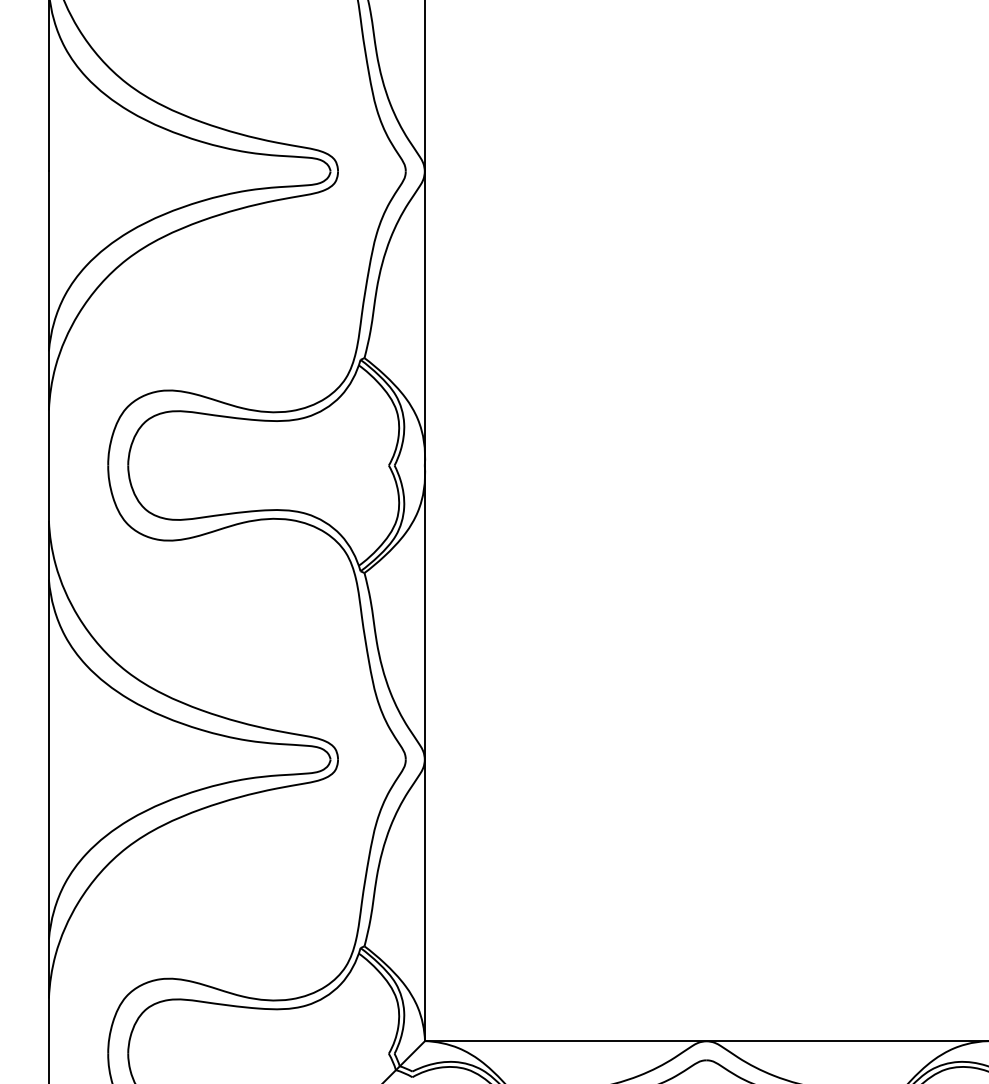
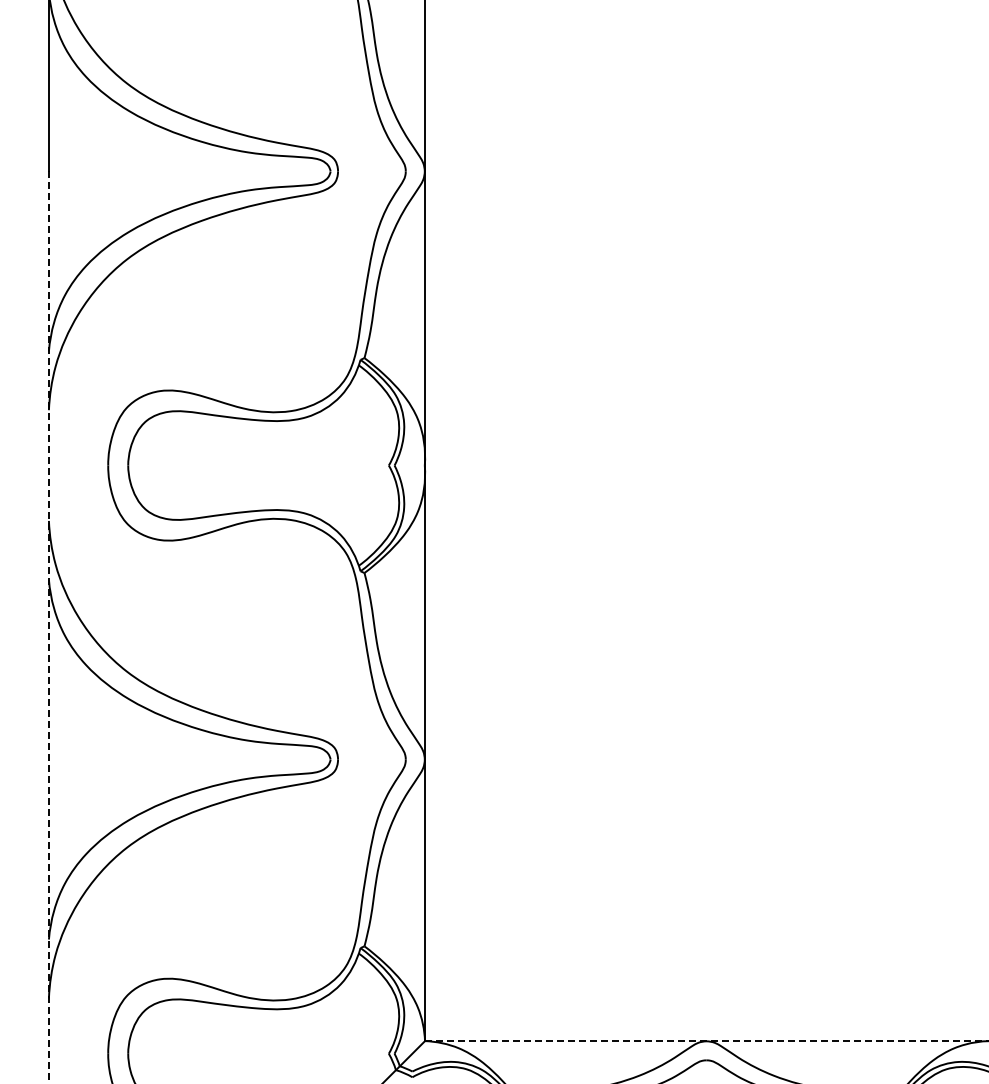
line: solid -> dashed (48, 627)
line: solid -> dashed (706, 1041)
